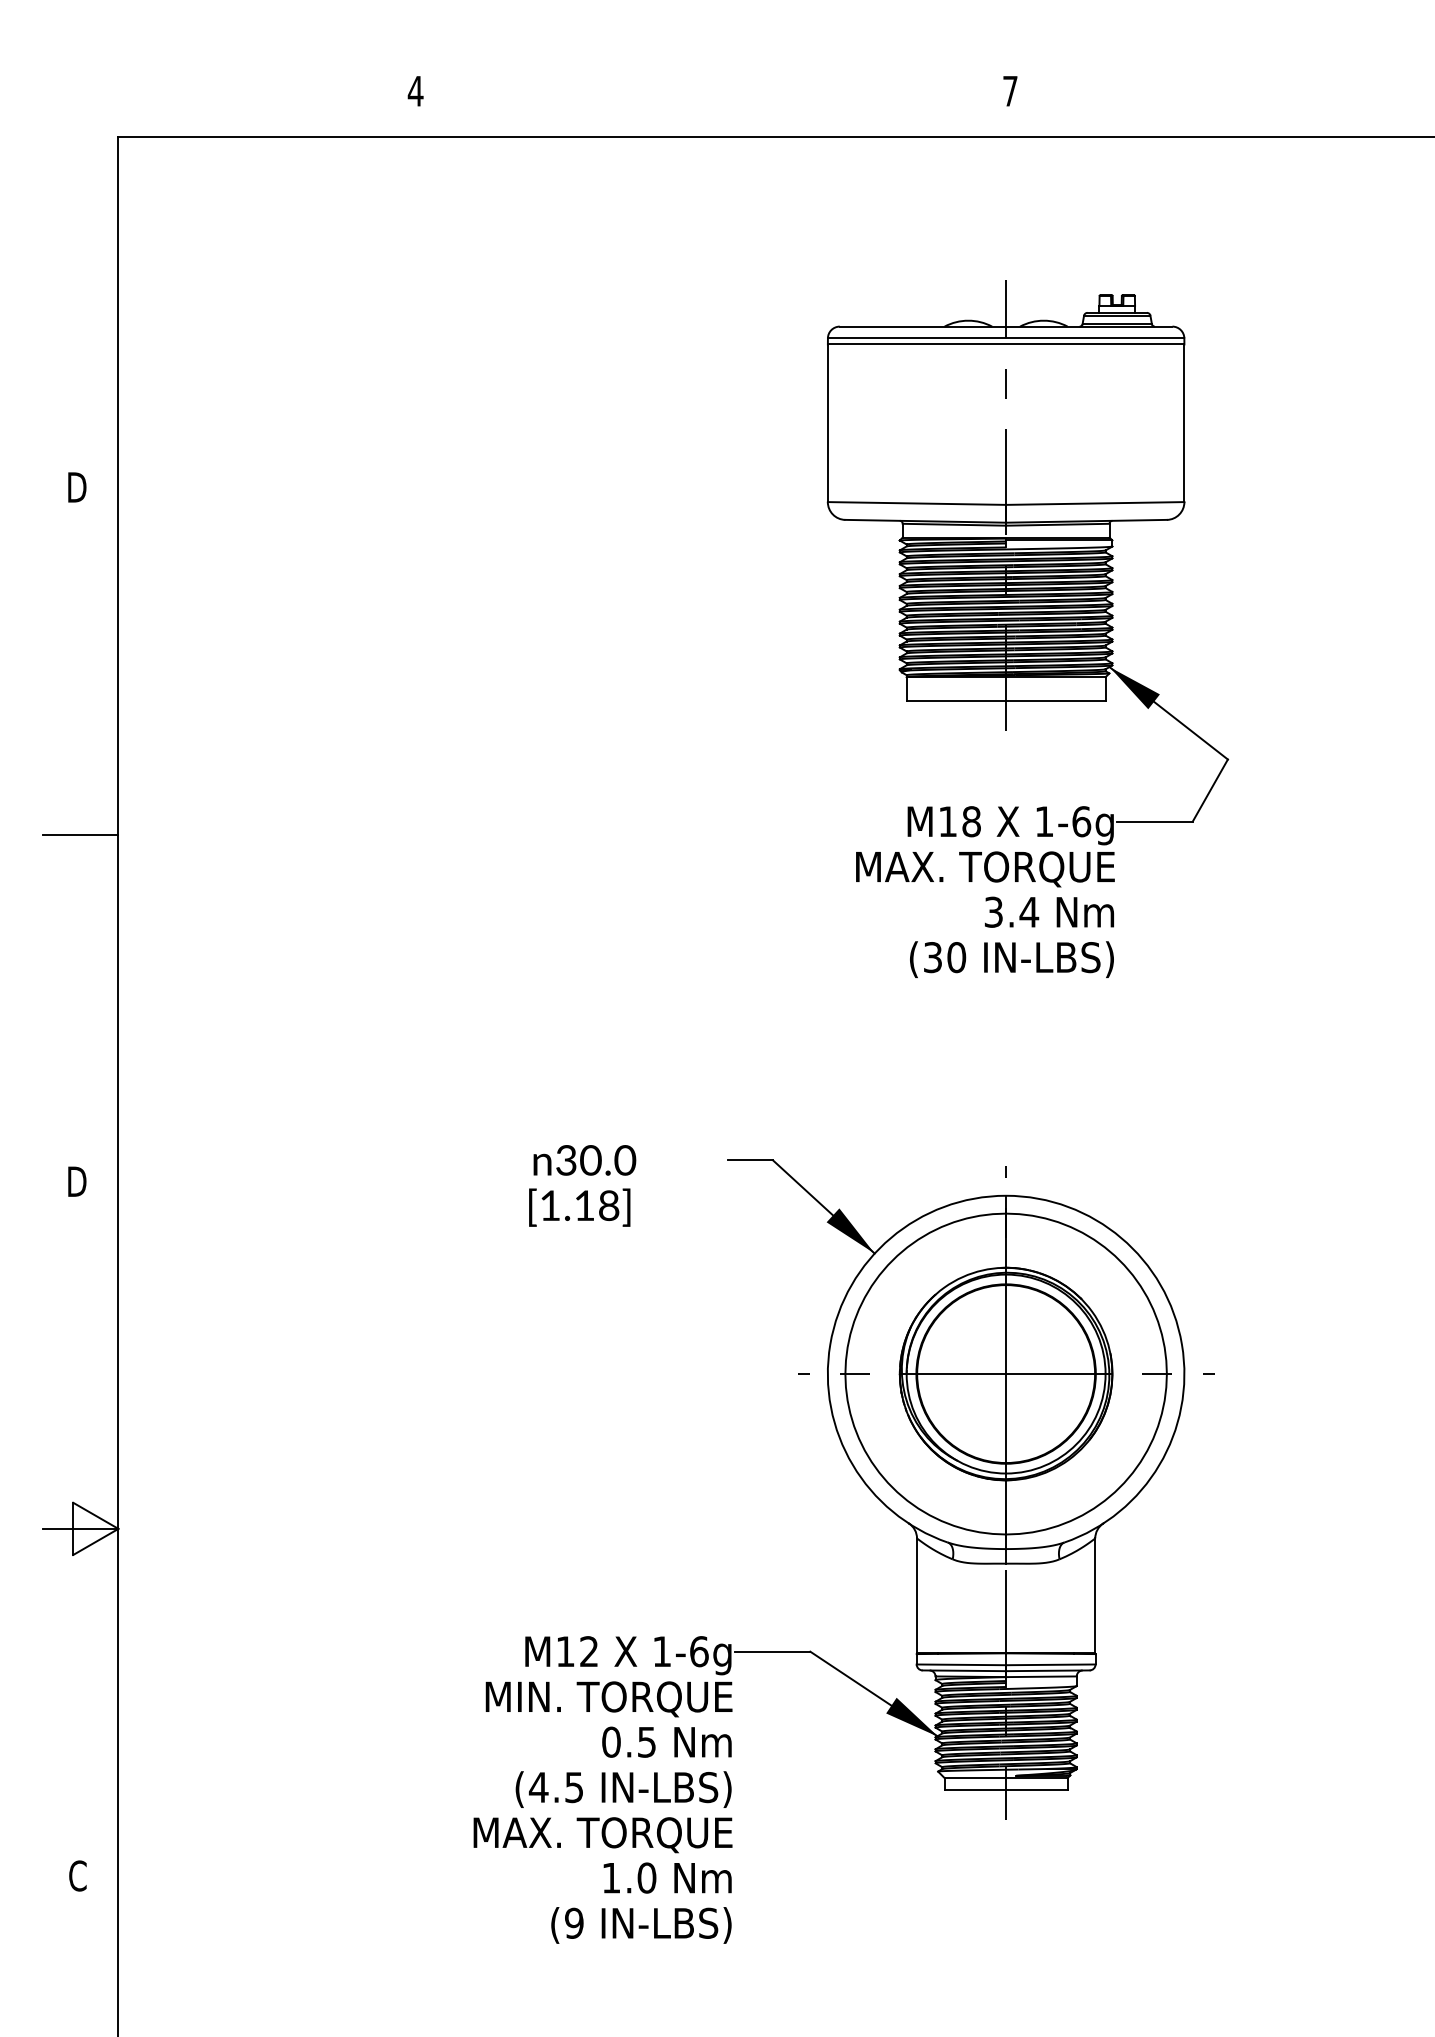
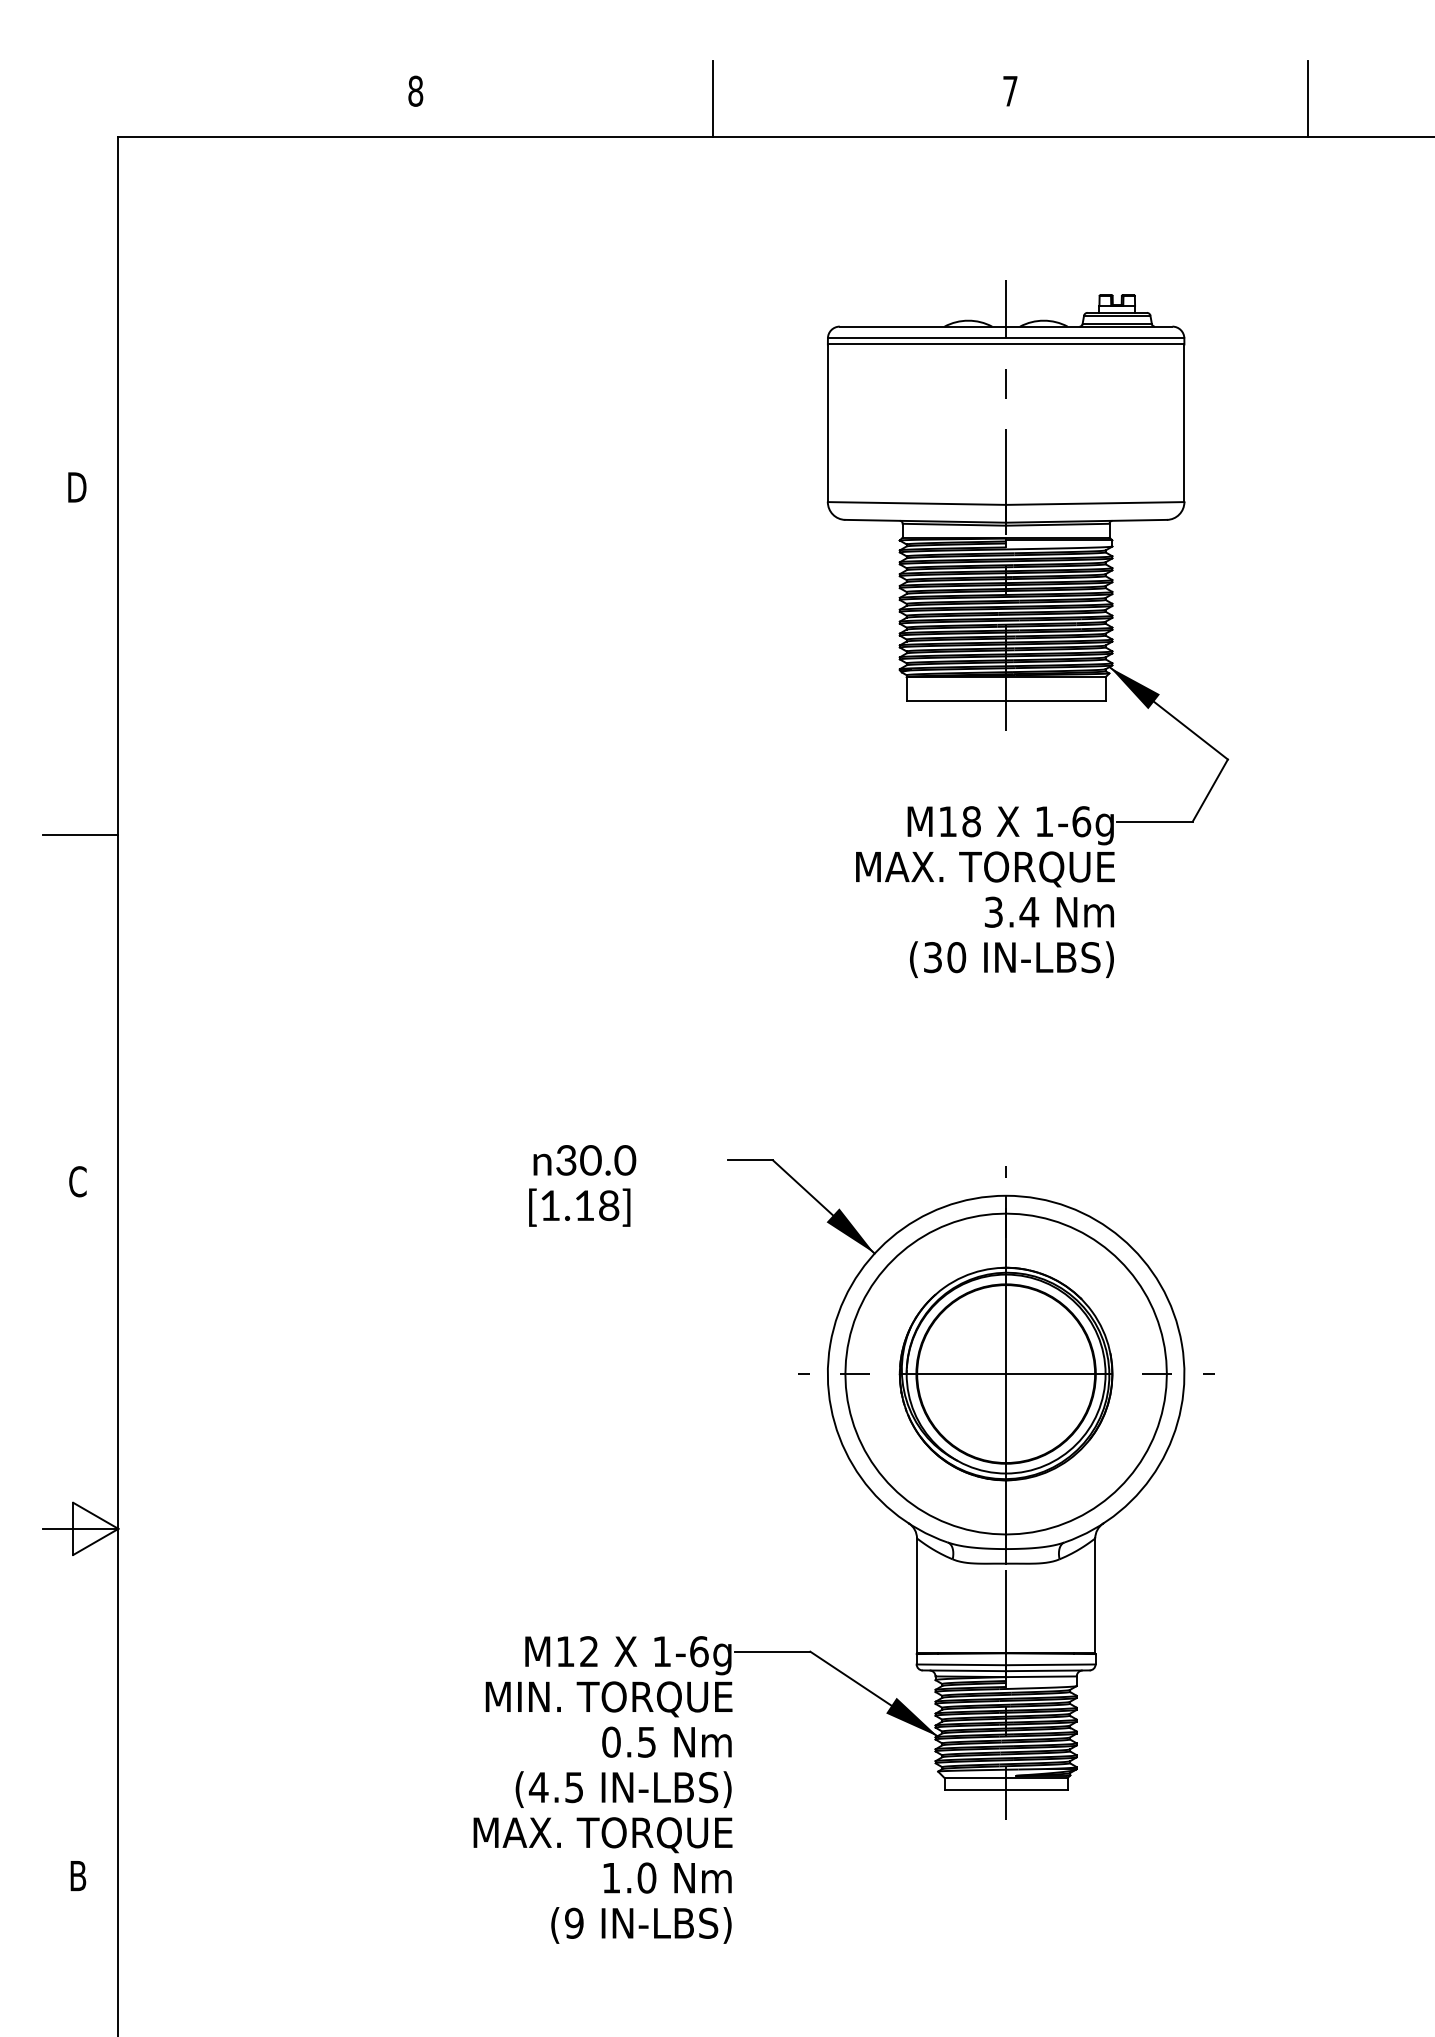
text: 4 -> 8 (415, 90)
line: none -> present (713, 98)
line: none -> present (1307, 98)
text: D -> C (77, 1181)
text: C -> B (77, 1875)
